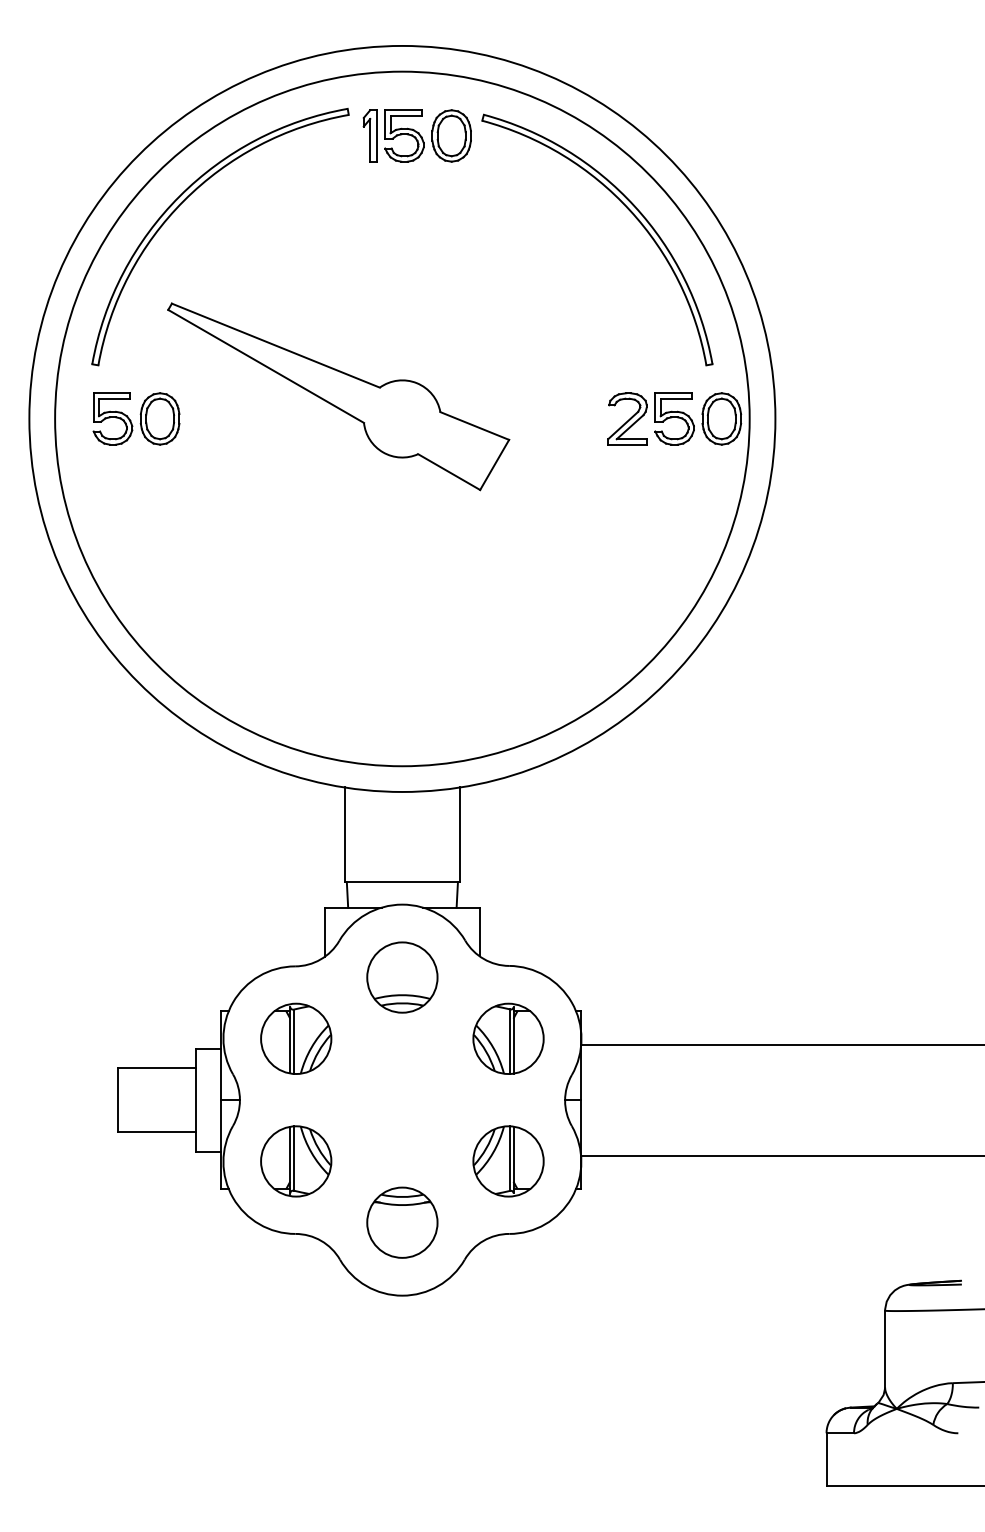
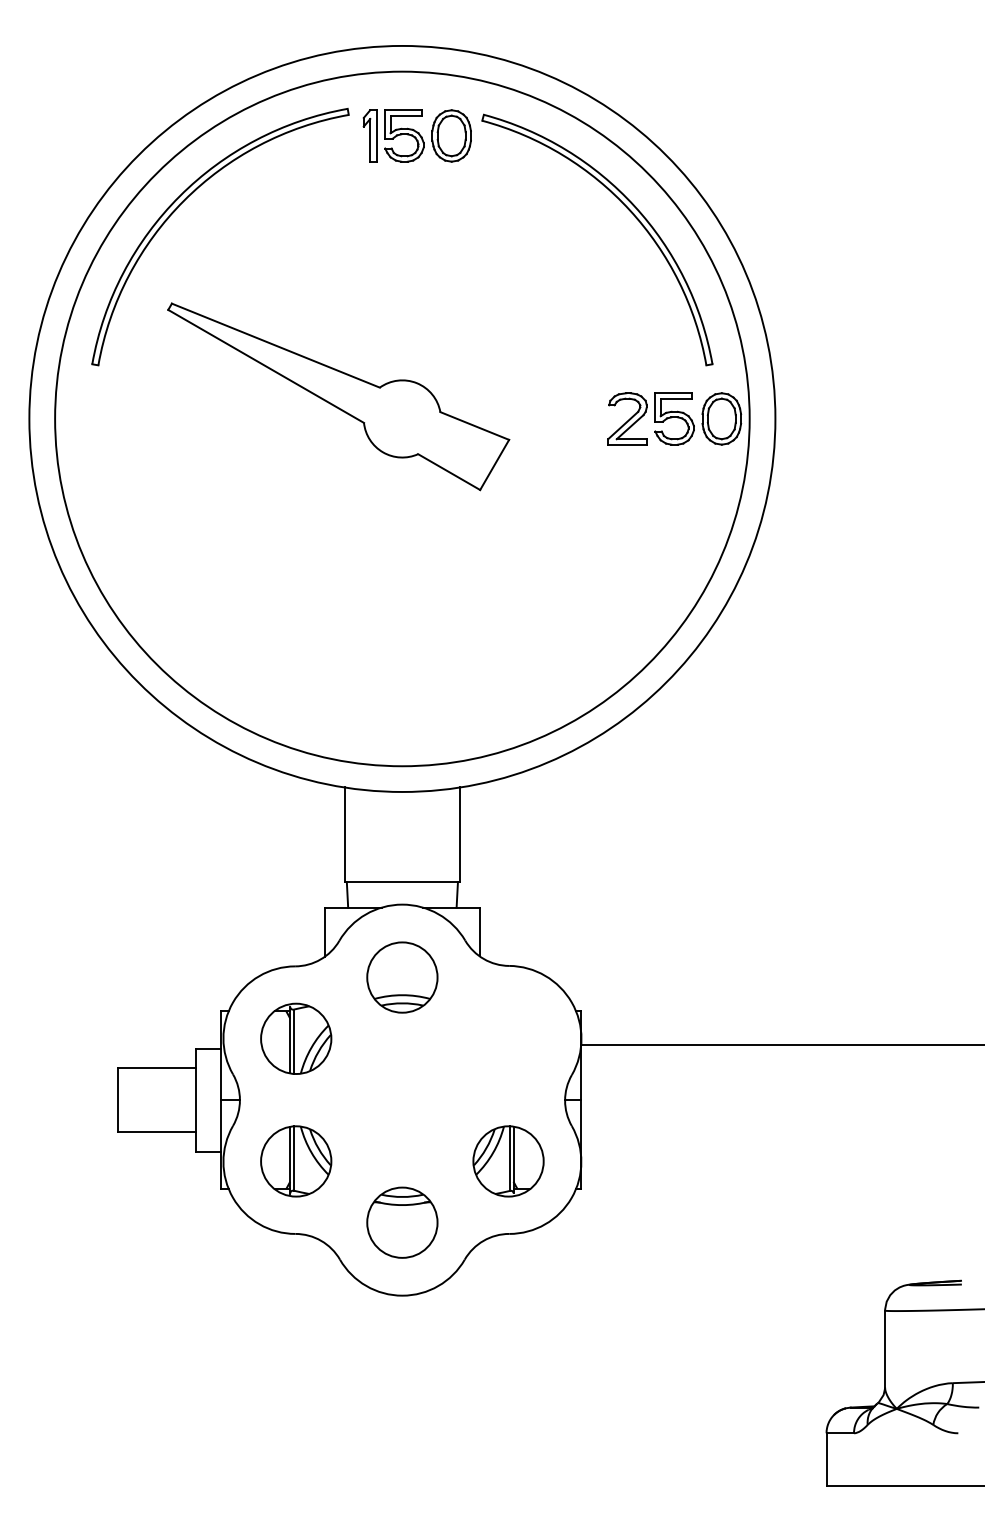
part: present -> none (136, 418)
part: present -> none (508, 1038)
line: present -> none (781, 1155)
